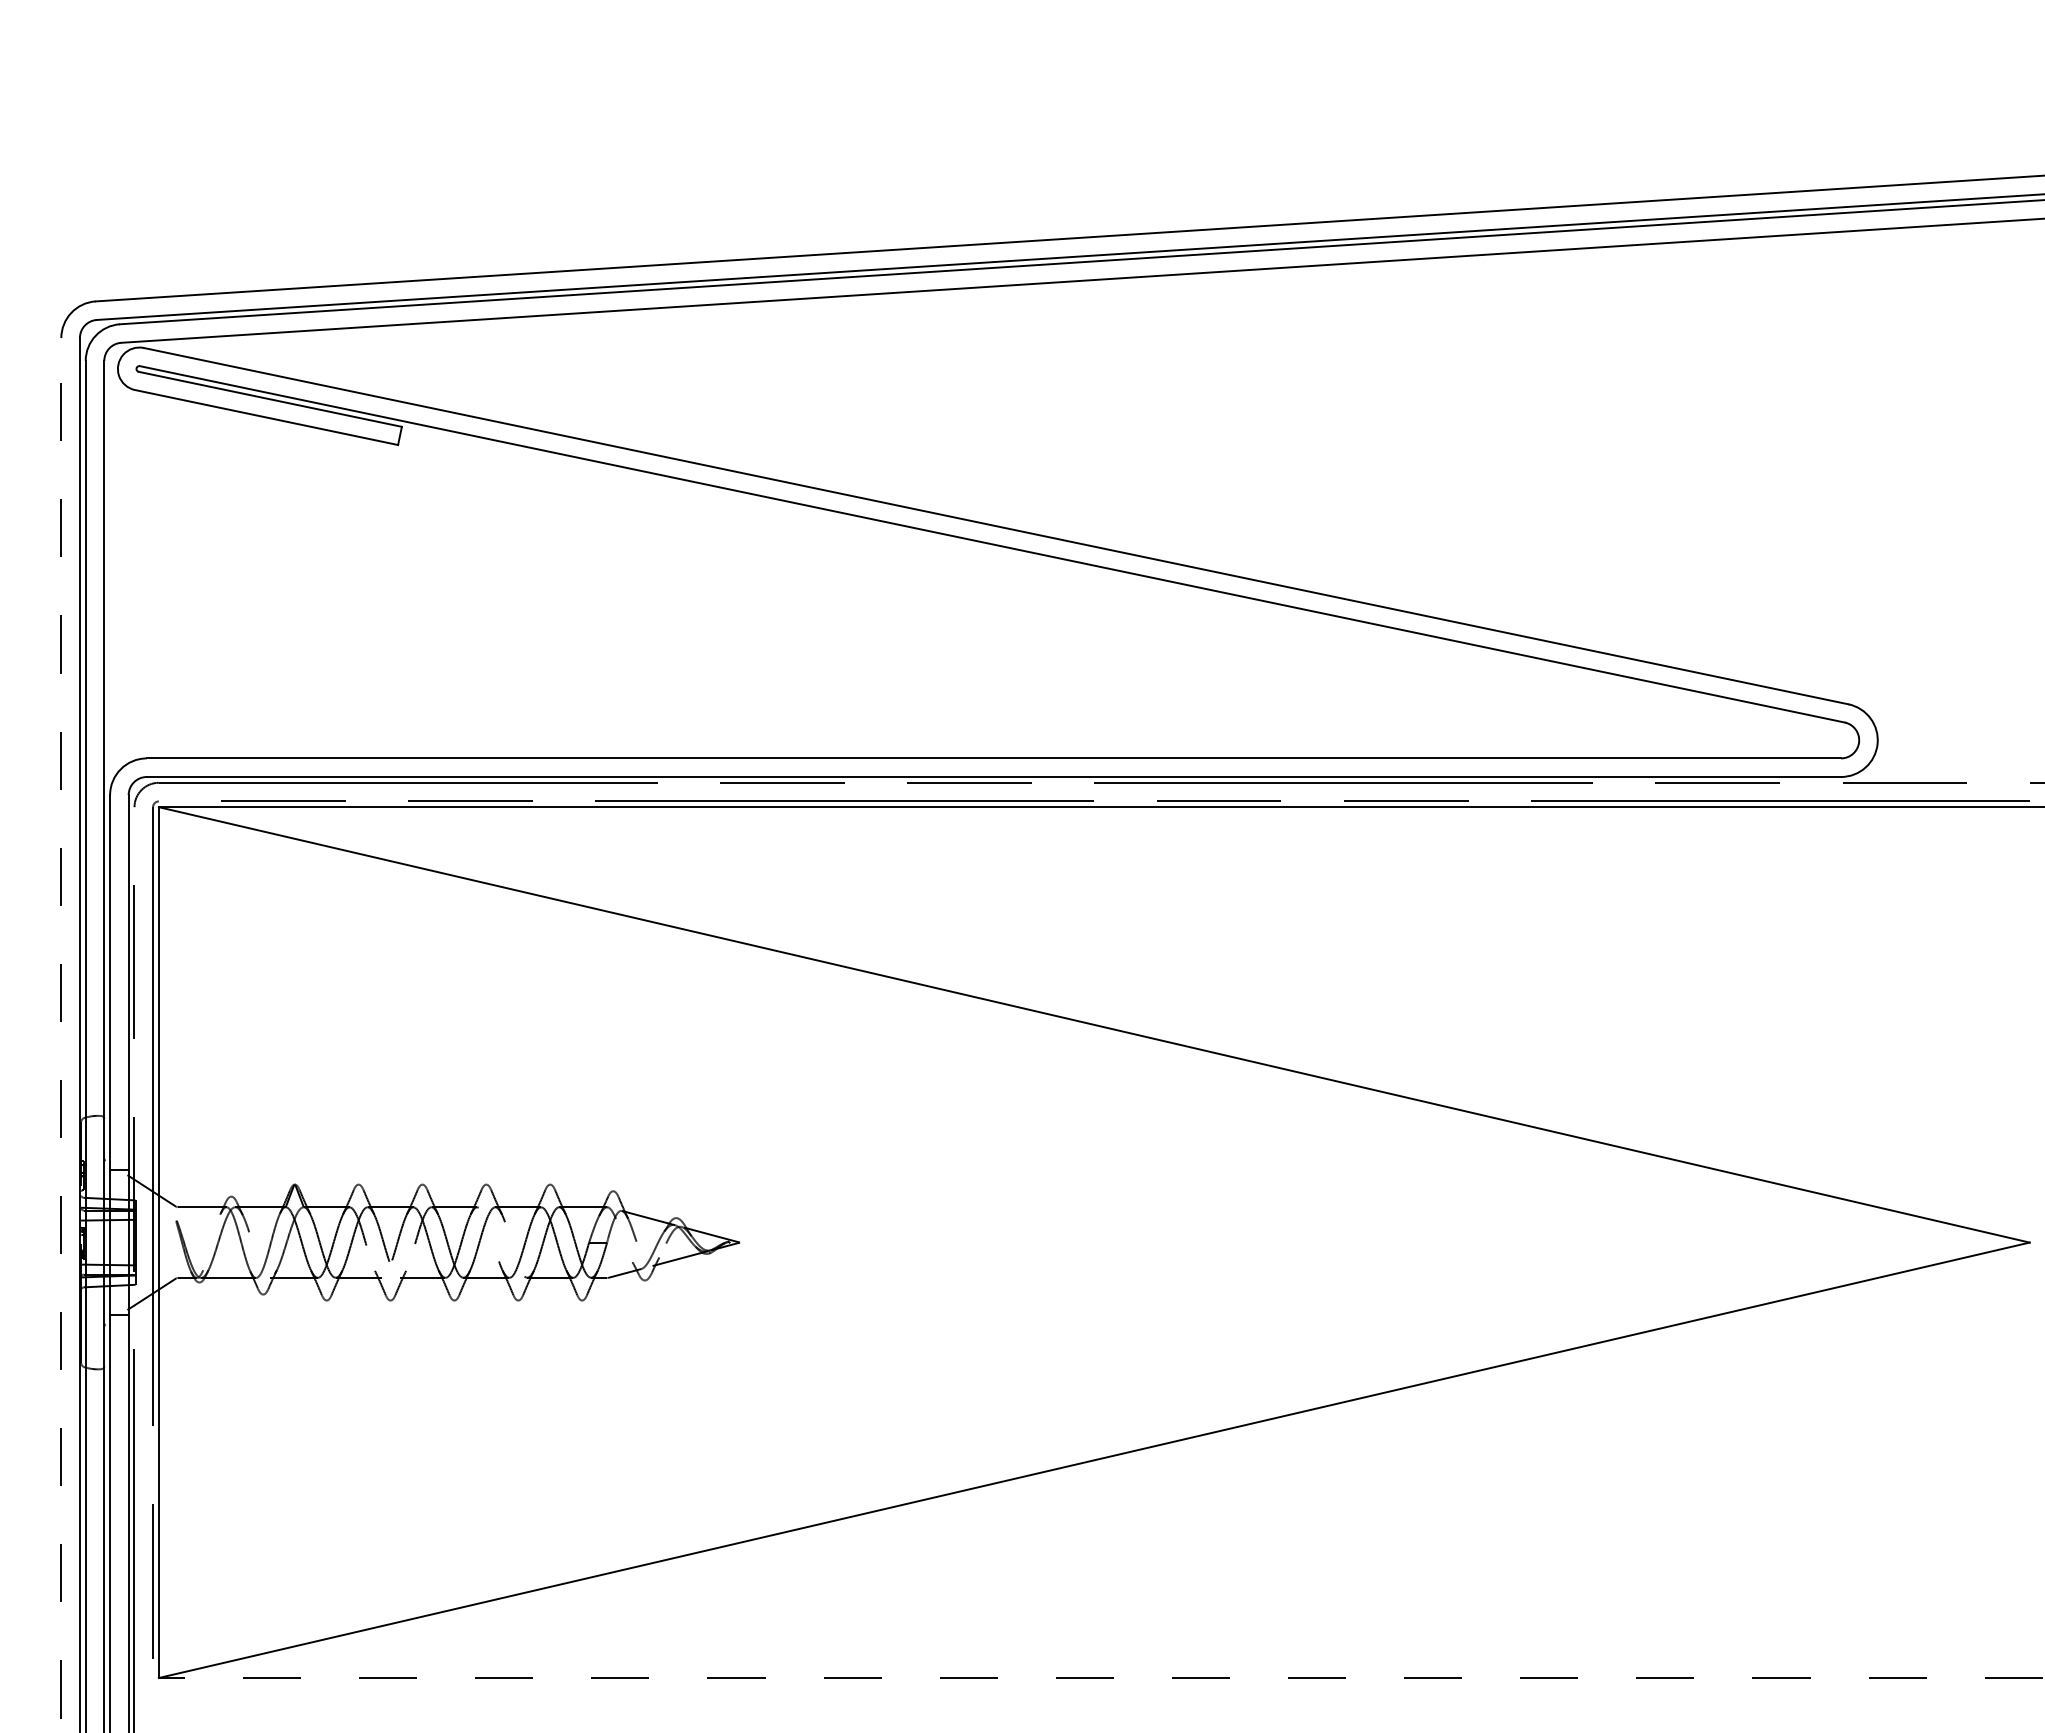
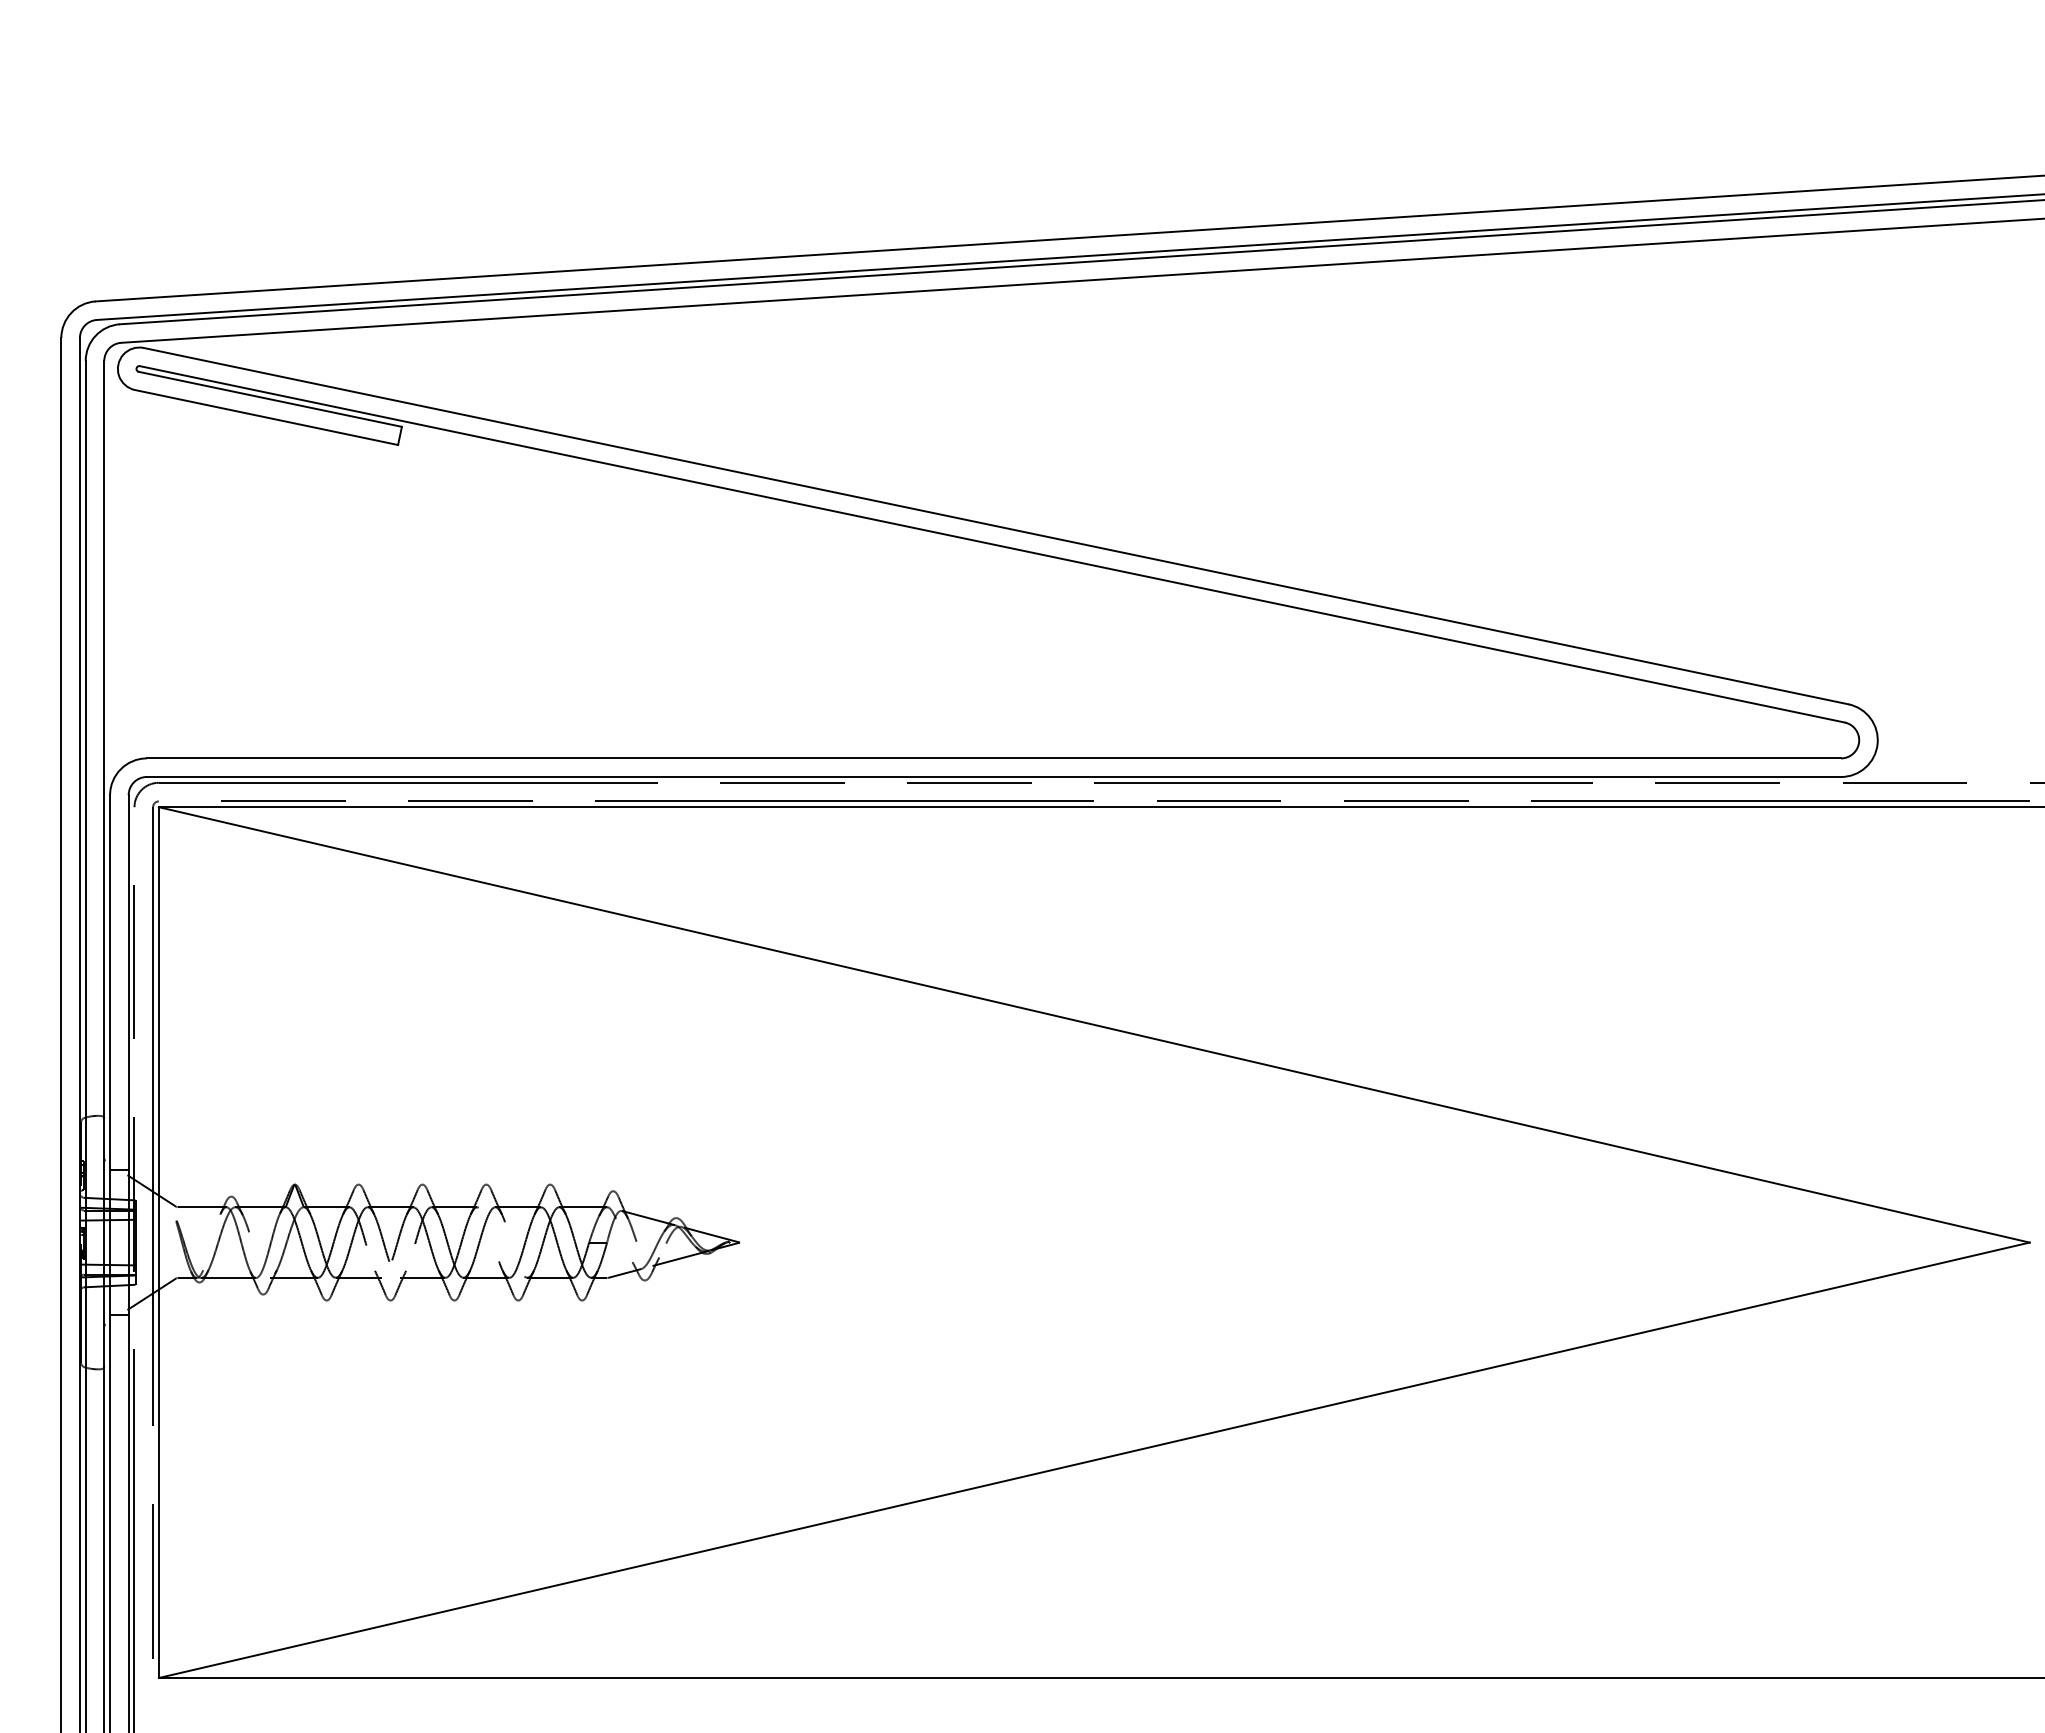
line: dashed -> solid (61, 1035)
line: dashed -> solid (1101, 1678)
